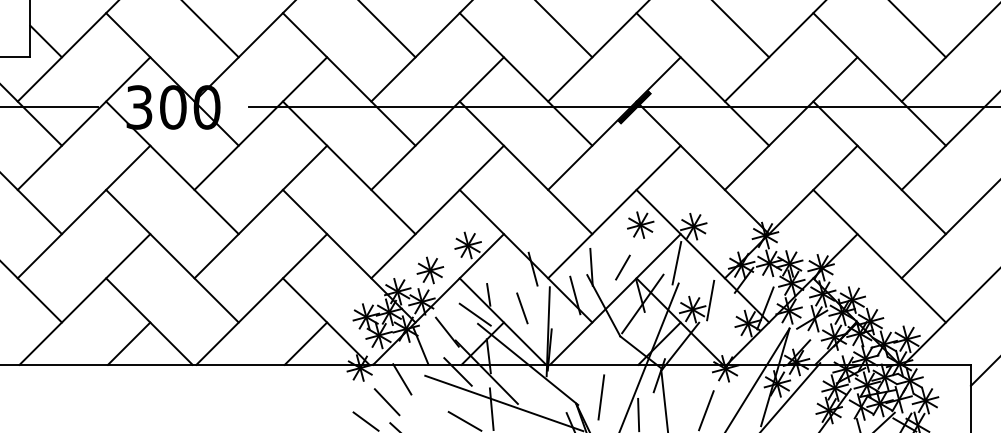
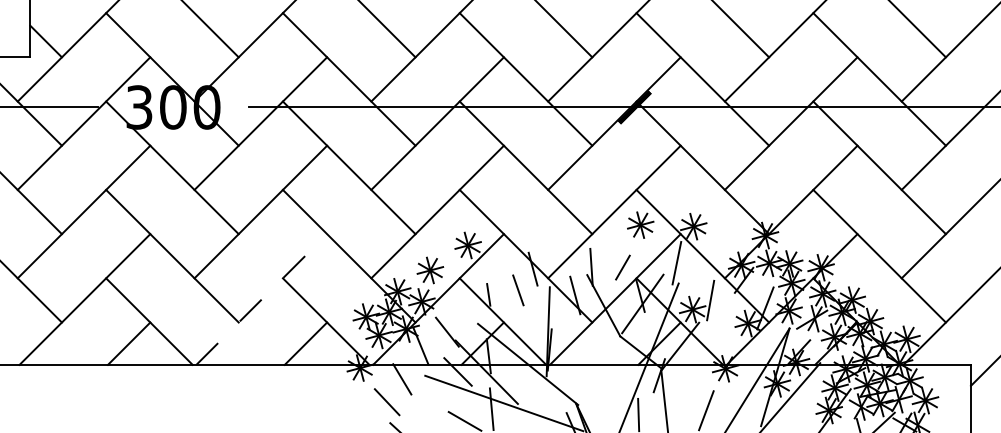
line: solid -> dashed (262, 299)
line position: (522, 308) -> (518, 290) (518, 290)
line: present -> none (474, 314)
line: present -> none (601, 397)
line: present -> none (364, 420)
